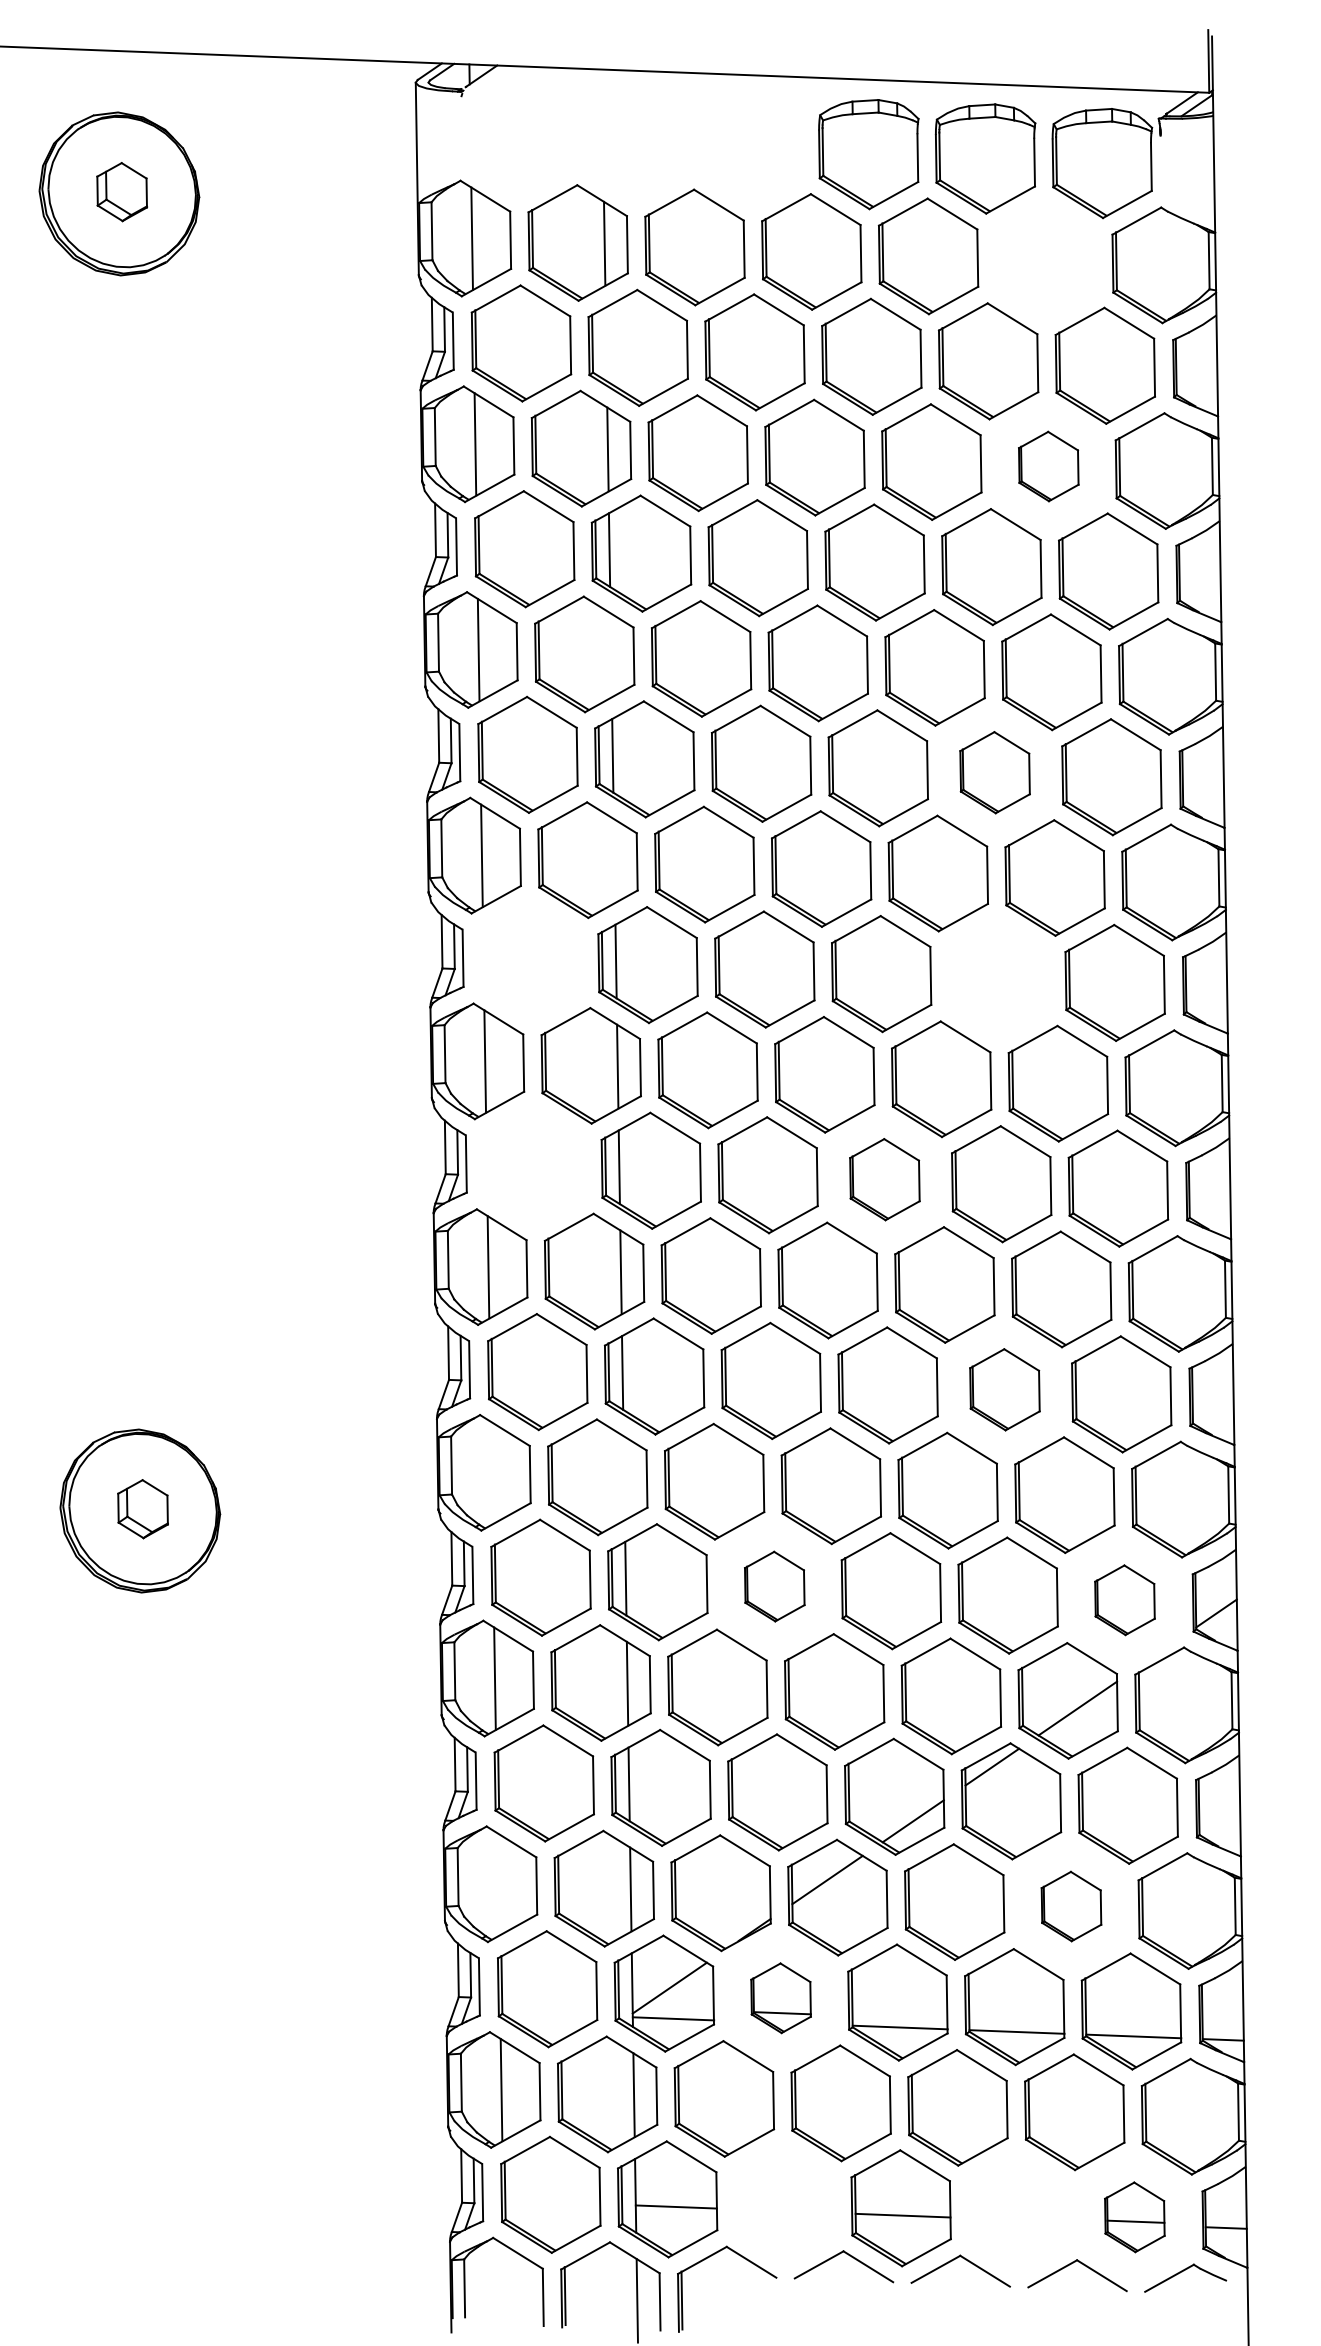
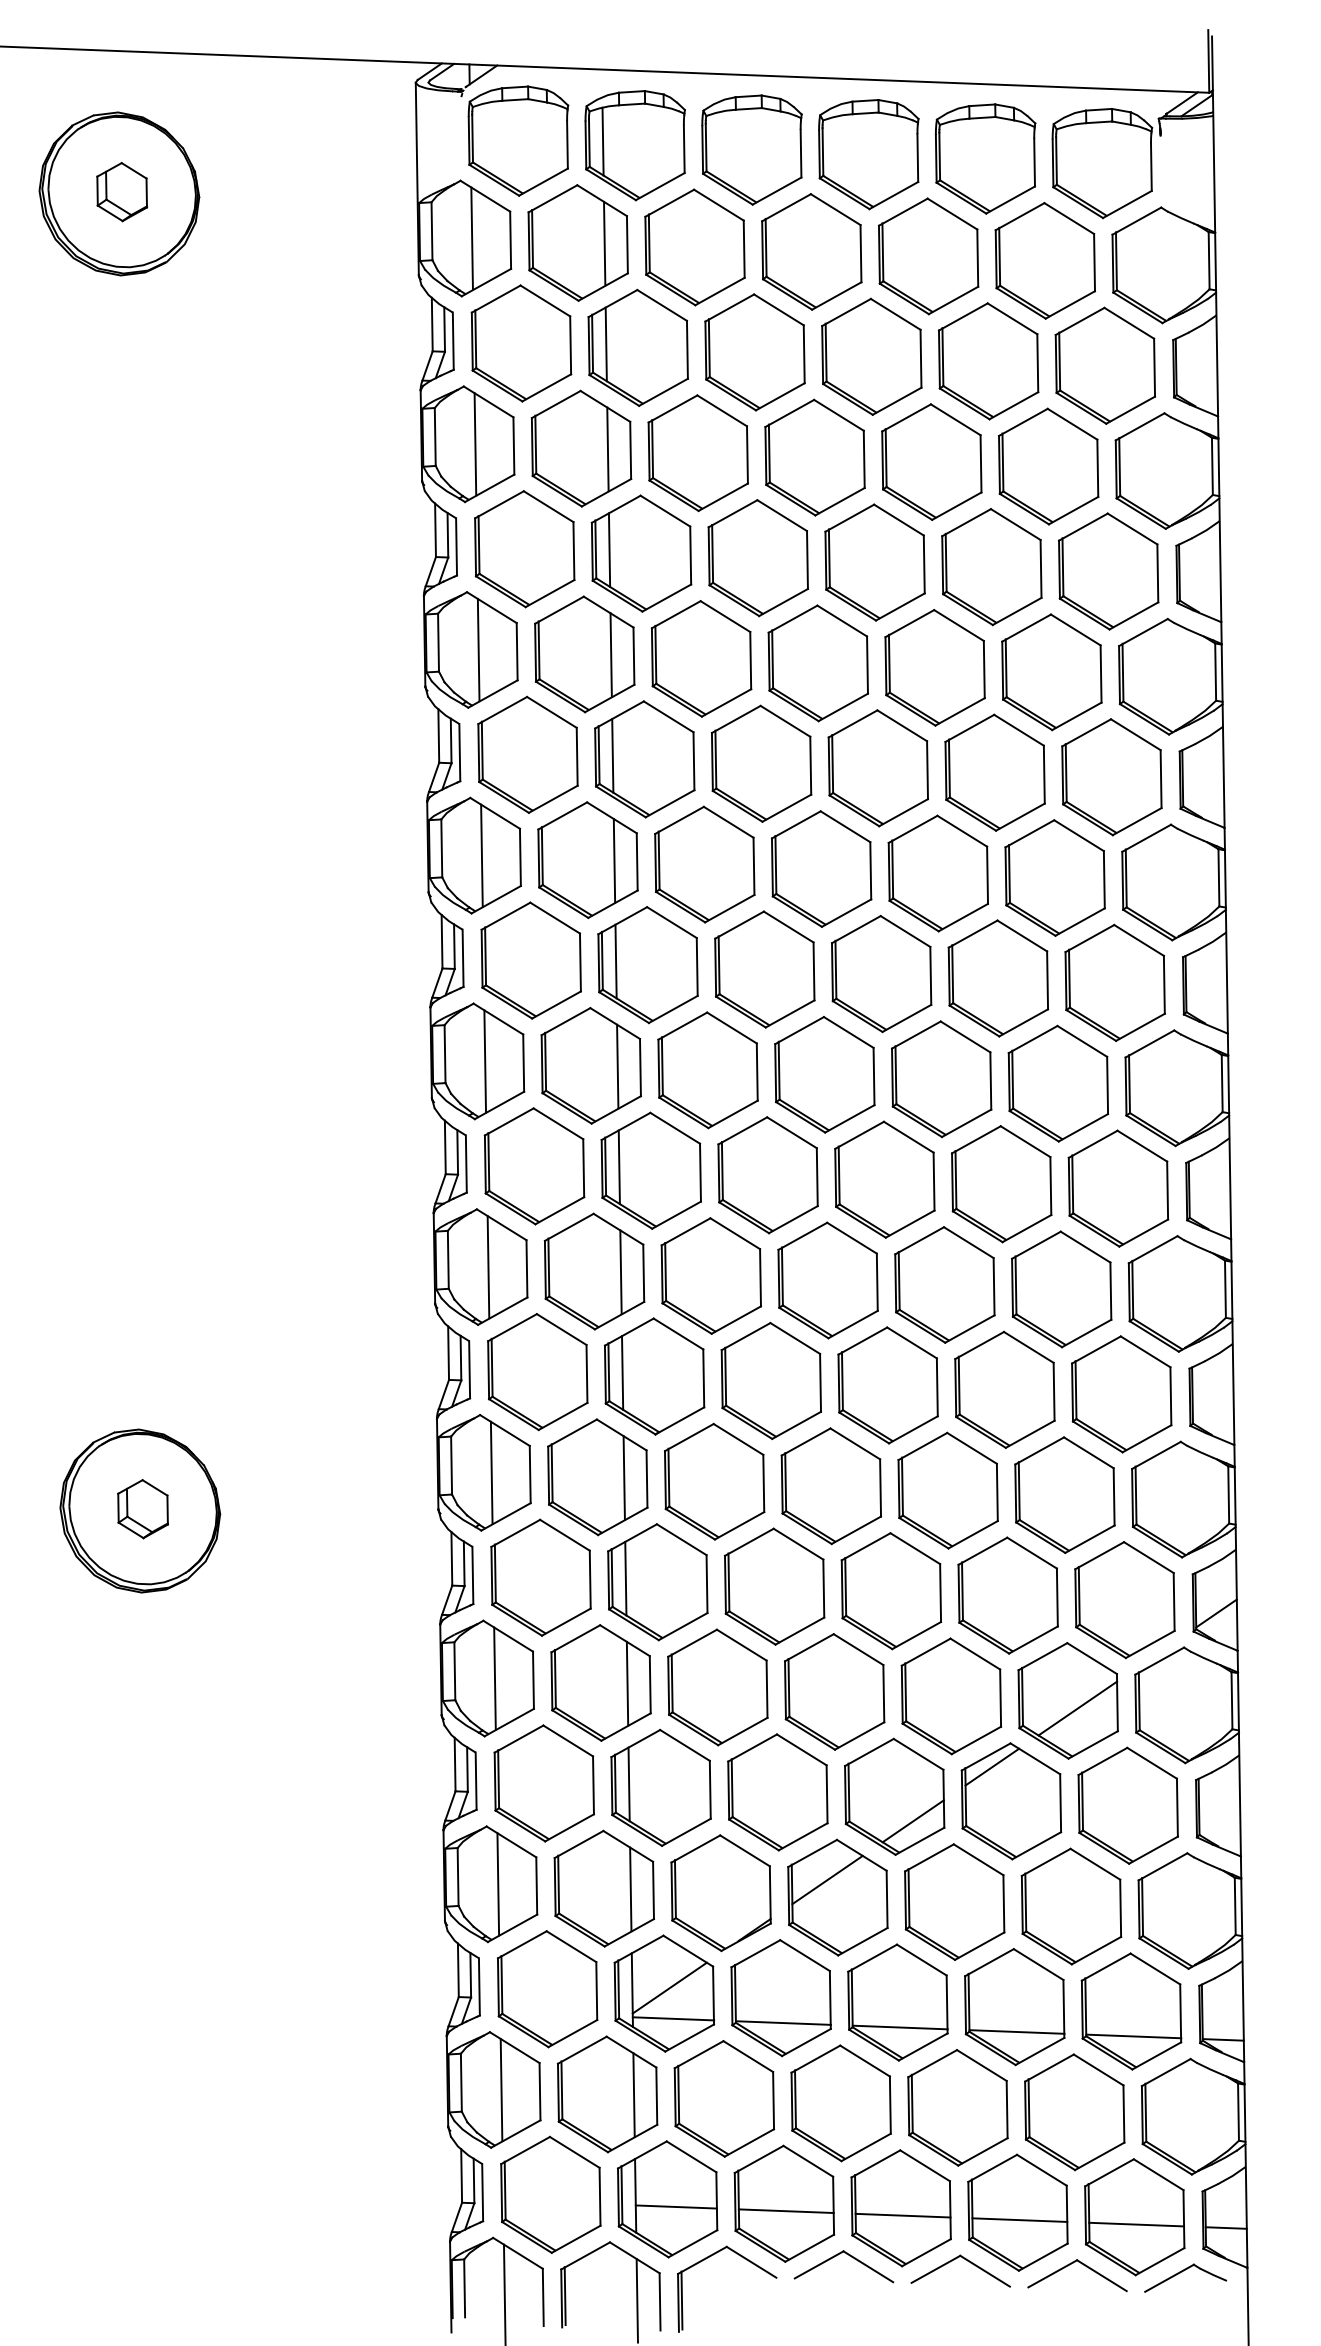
part: none -> present (518, 140)
part: none -> present (634, 145)
part: none -> present (751, 149)
part: none -> present (1044, 260)
line: none -> present (605, 344)
part size: 62x73 px -> 102x119 px (1048, 466)
line: none -> present (610, 654)
part size: 72x84 px -> 102x119 px (994, 772)
line: none -> present (614, 860)
part: none -> present (530, 960)
part: none -> present (998, 978)
part: none -> present (534, 1166)
part size: 72x84 px -> 102x119 px (884, 1179)
part size: 72x84 px -> 102x119 px (1004, 1389)
line: none -> present (491, 1472)
line: none -> present (623, 1477)
part size: 62x73 px -> 102x119 px (774, 1586)
part size: 62x73 px -> 102x119 px (1124, 1600)
line: none -> present (498, 1884)
part size: 63x73 px -> 103x119 px (1071, 1906)
part size: 62x73 px -> 102x119 px (780, 1998)
part: none -> present (783, 2203)
part: none -> present (1017, 2212)
part size: 62x73 px -> 102x119 px (1134, 2217)
line: none -> present (504, 2293)
